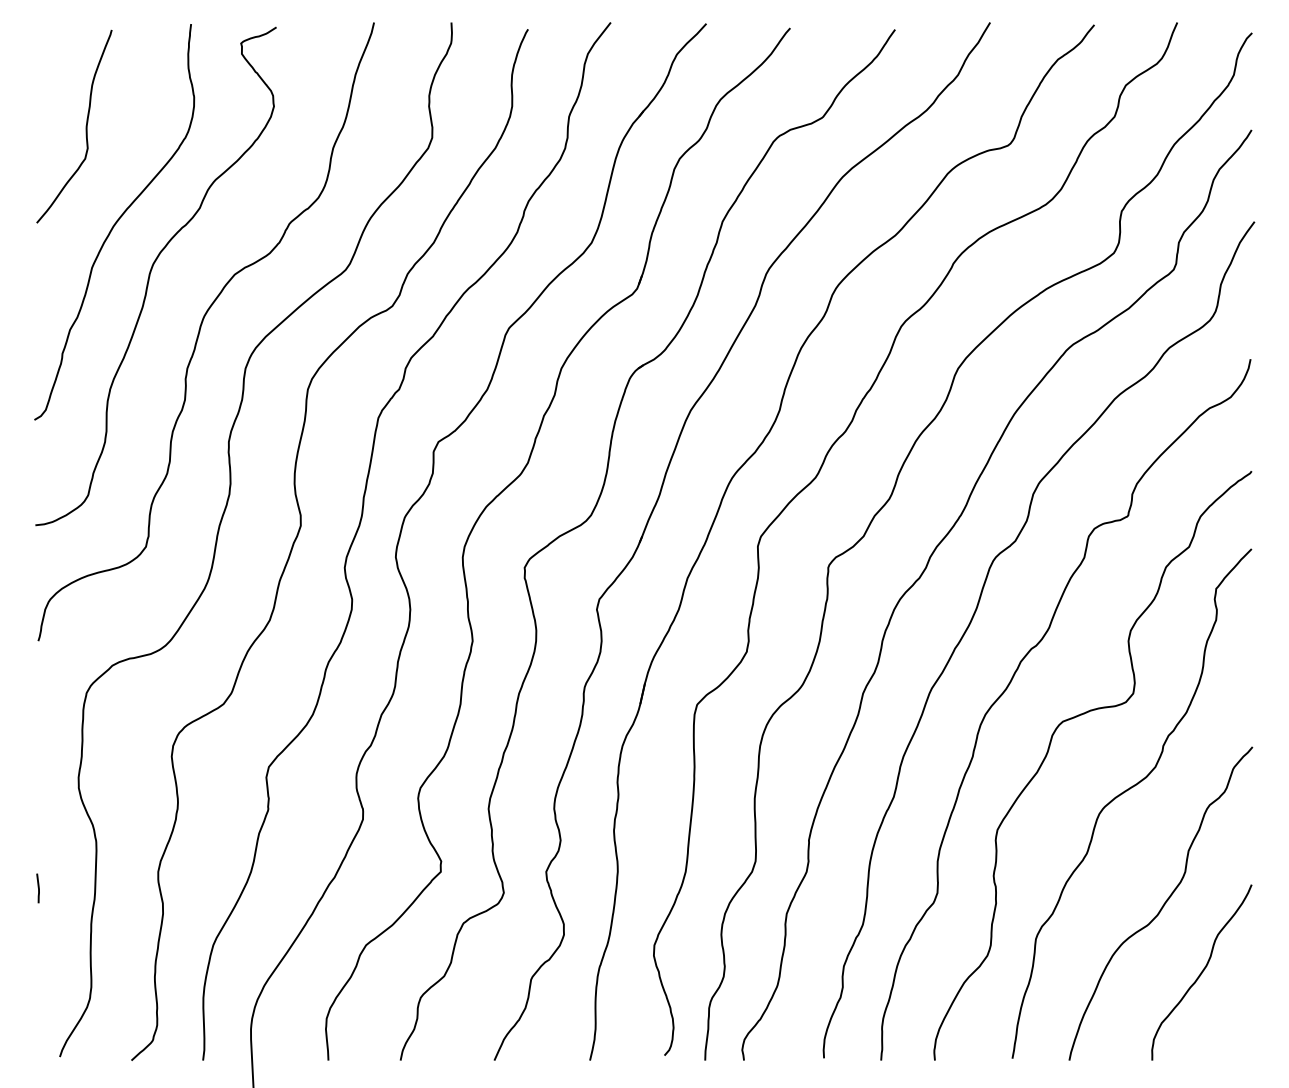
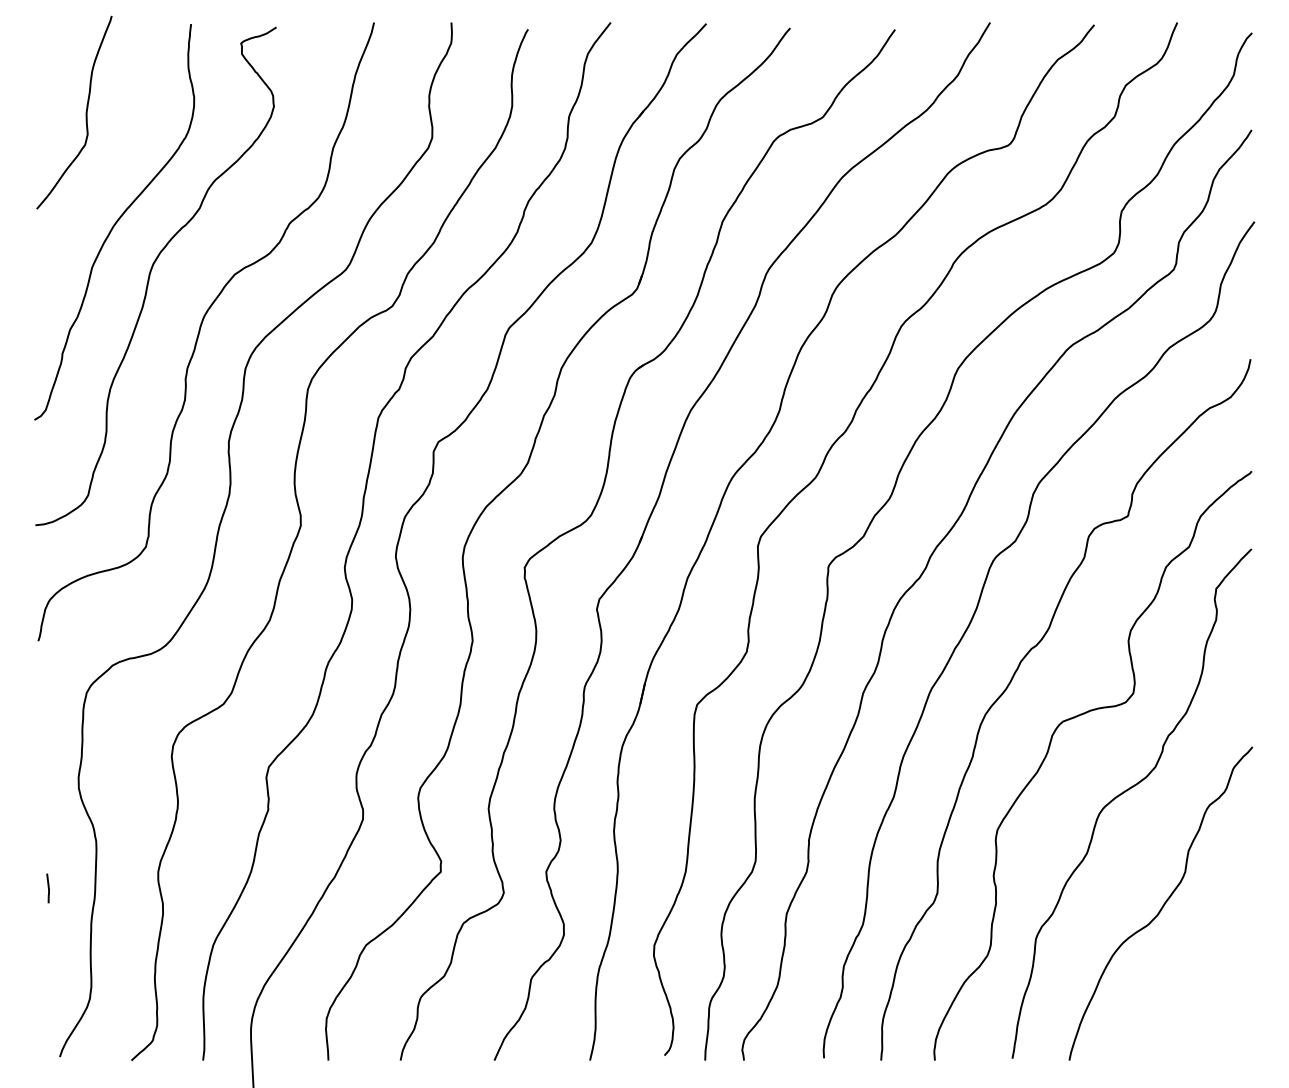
curve position: (85, 126) -> (85, 112) (85, 112)
line position: (37, 887) -> (47, 887) (47, 887)
curve: present -> none (1201, 972)
